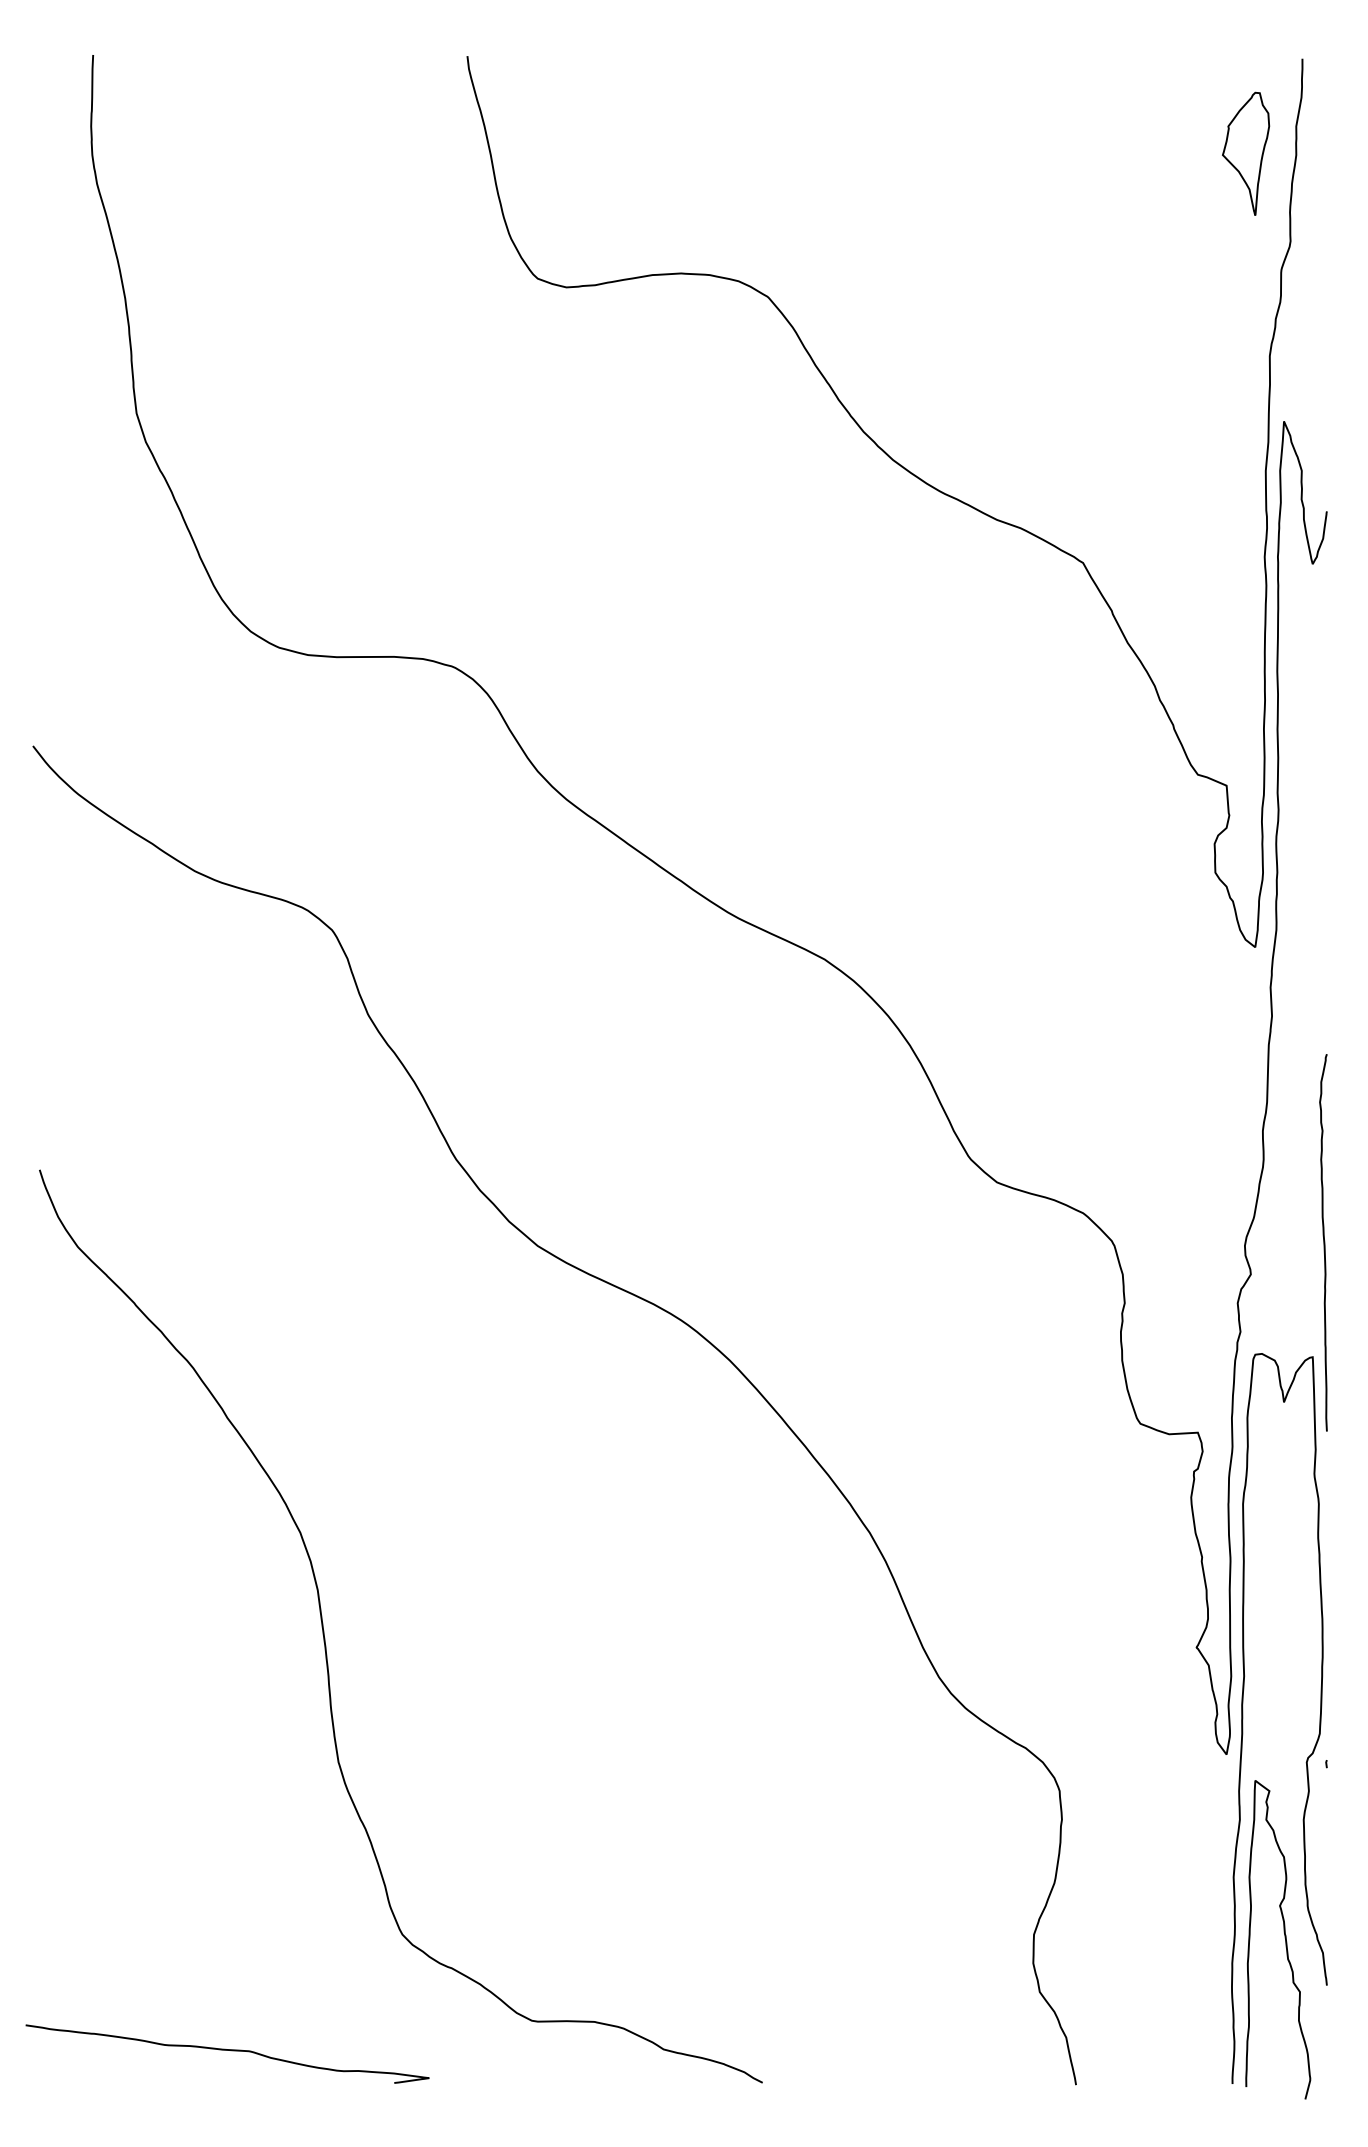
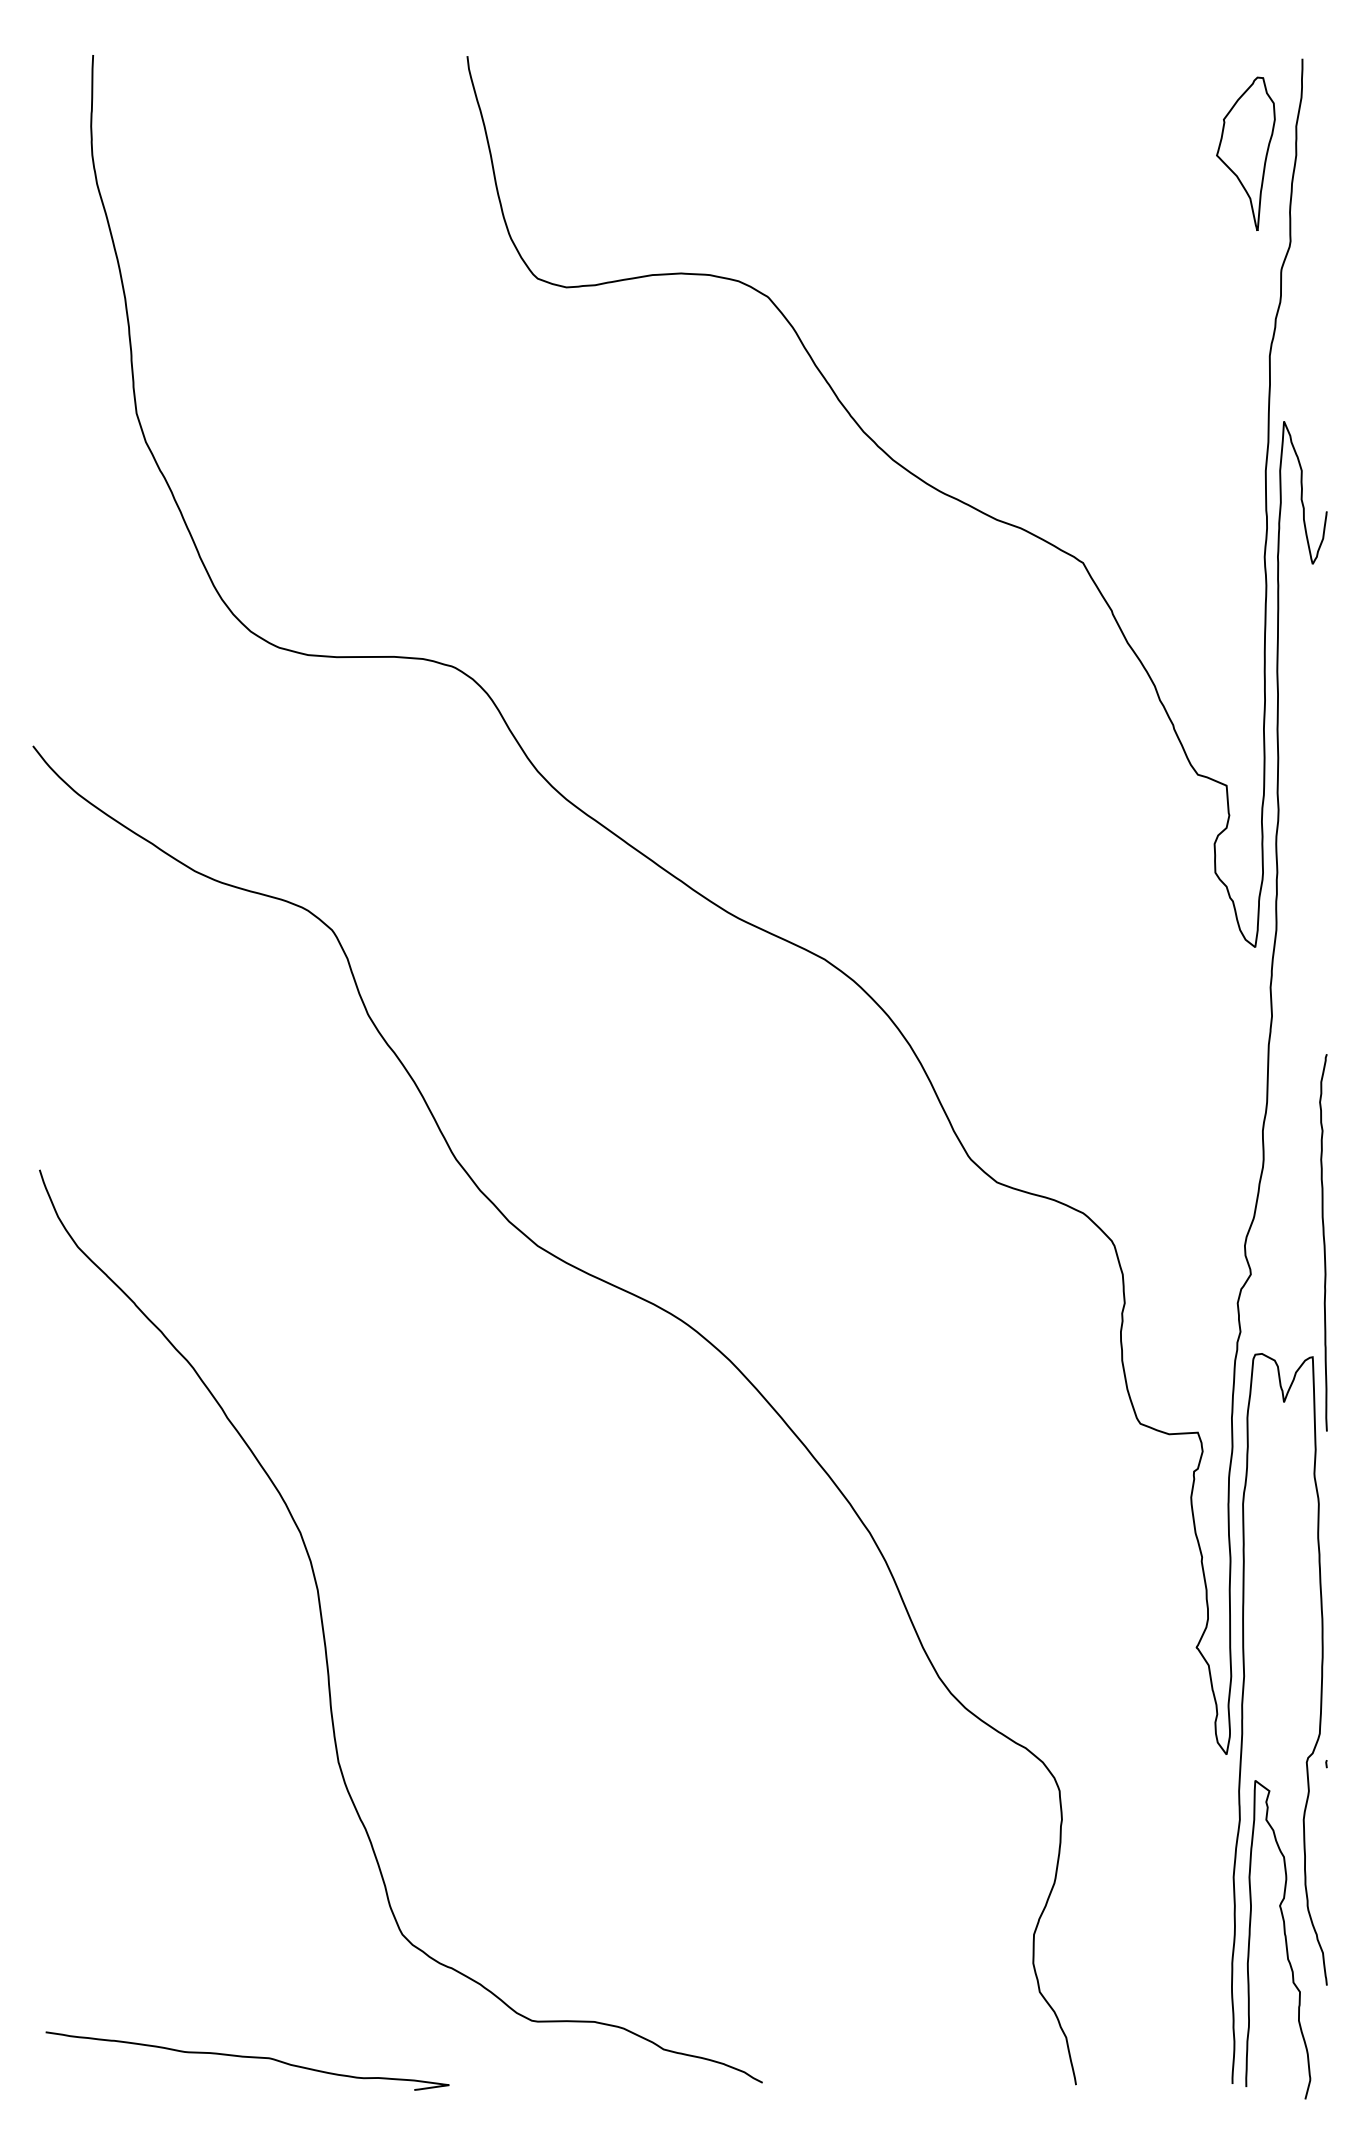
part size: 49x125 px -> 60x155 px (1245, 153)
curve position: (227, 2050) -> (247, 2057) (247, 2057)
